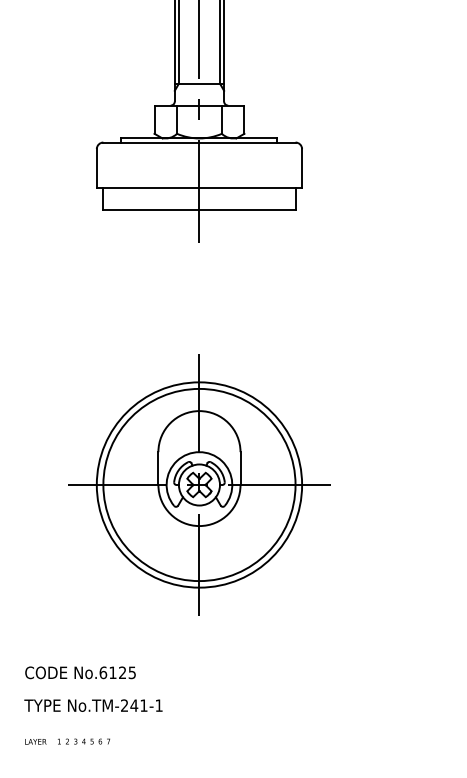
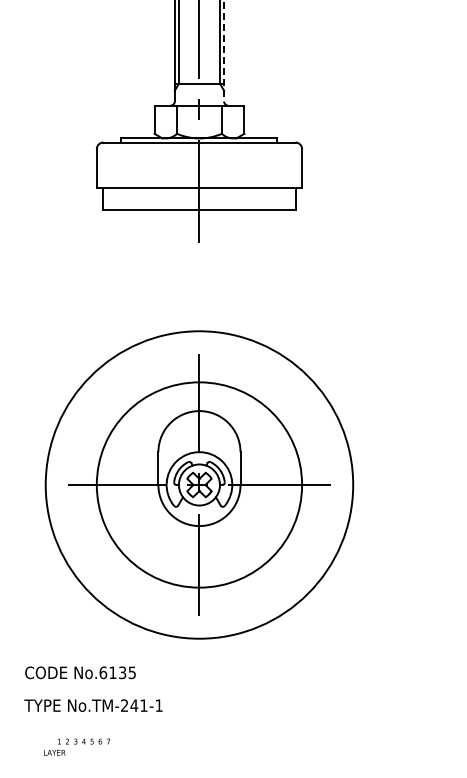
line: solid -> dashed (224, 51)
circle diameter: 192 px -> 307 px (199, 484)
text: No.6125 -> No.6135 (122, 673)
text position: (35, 741) -> (54, 752) (54, 752)
